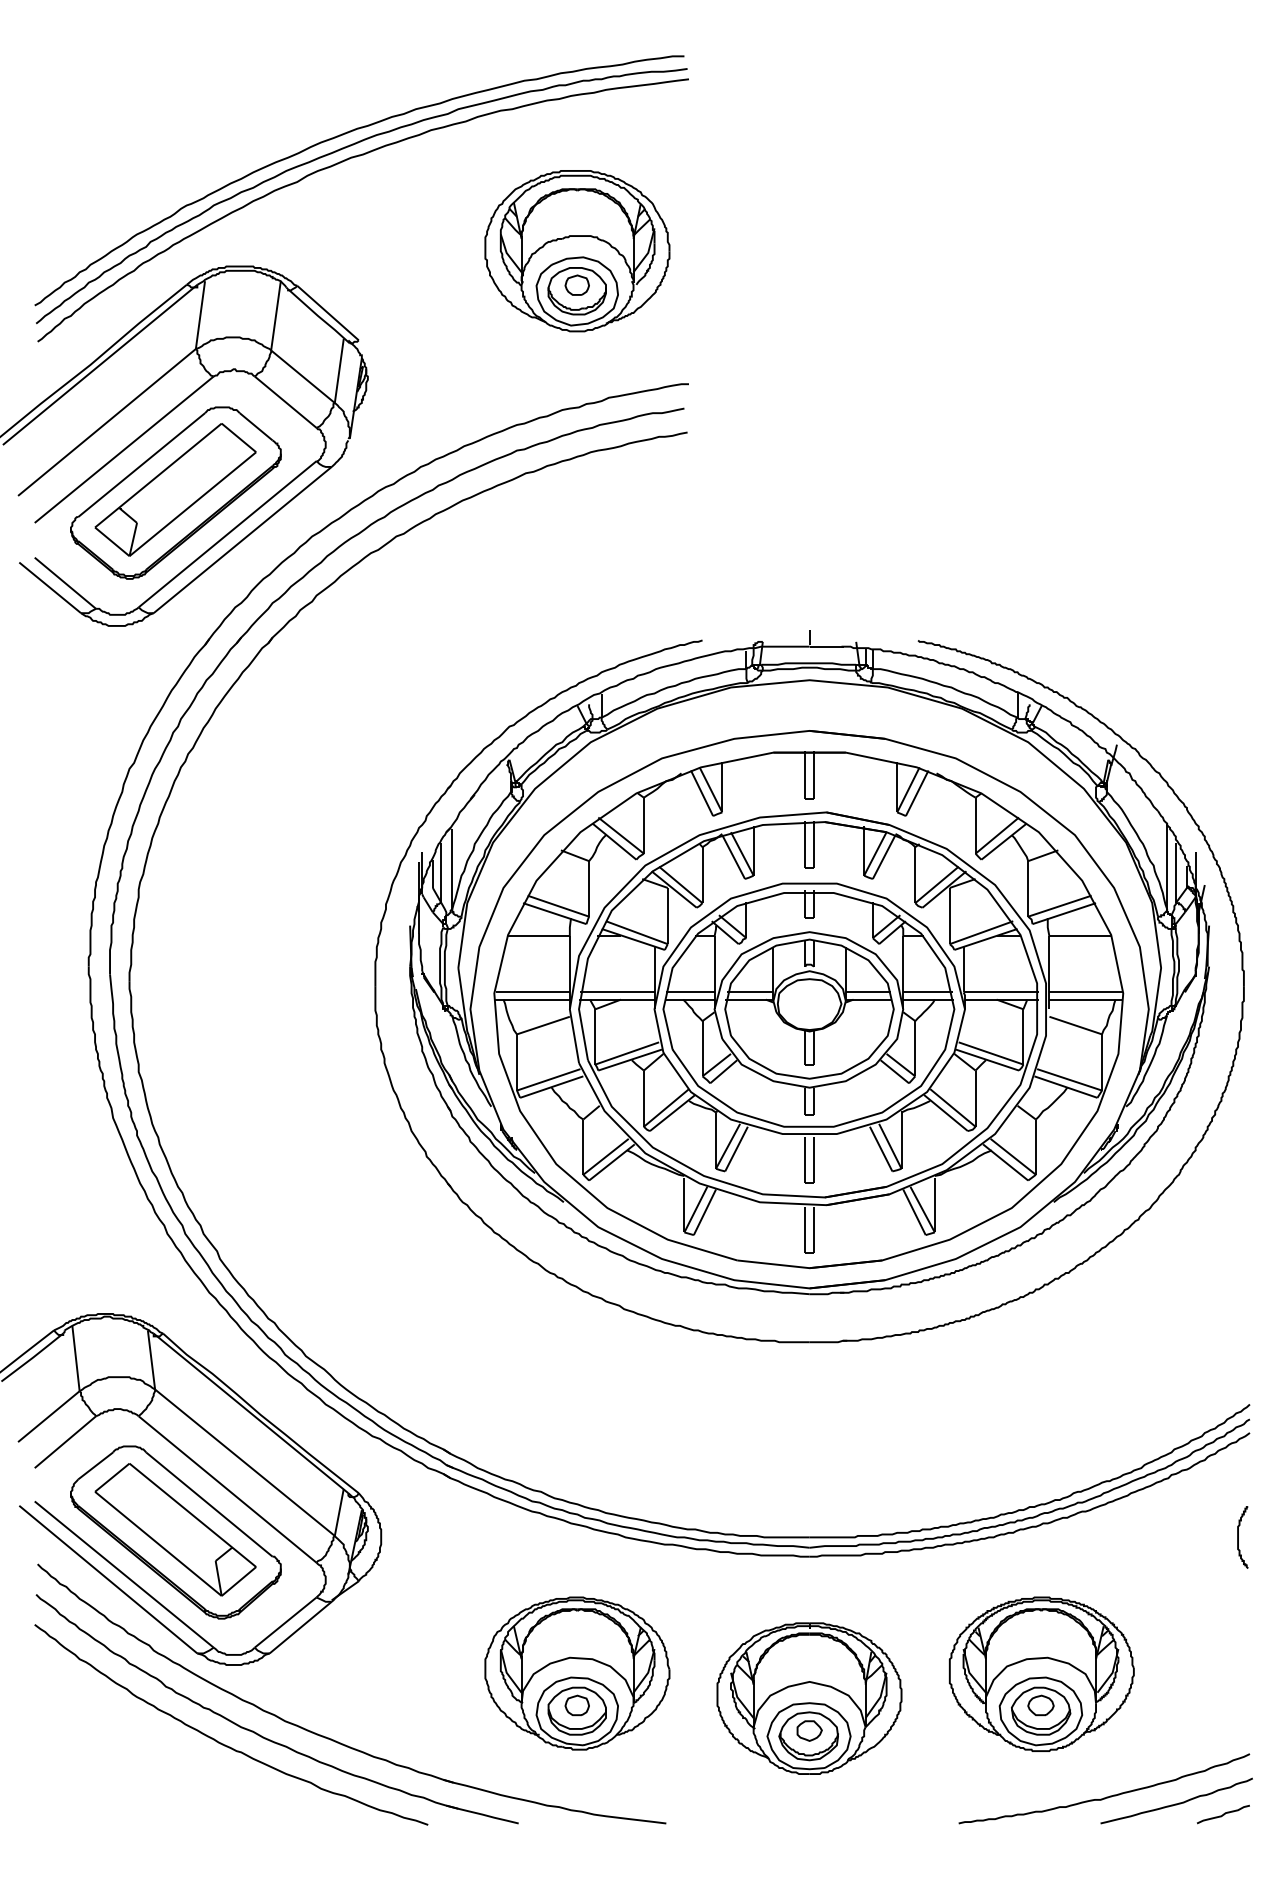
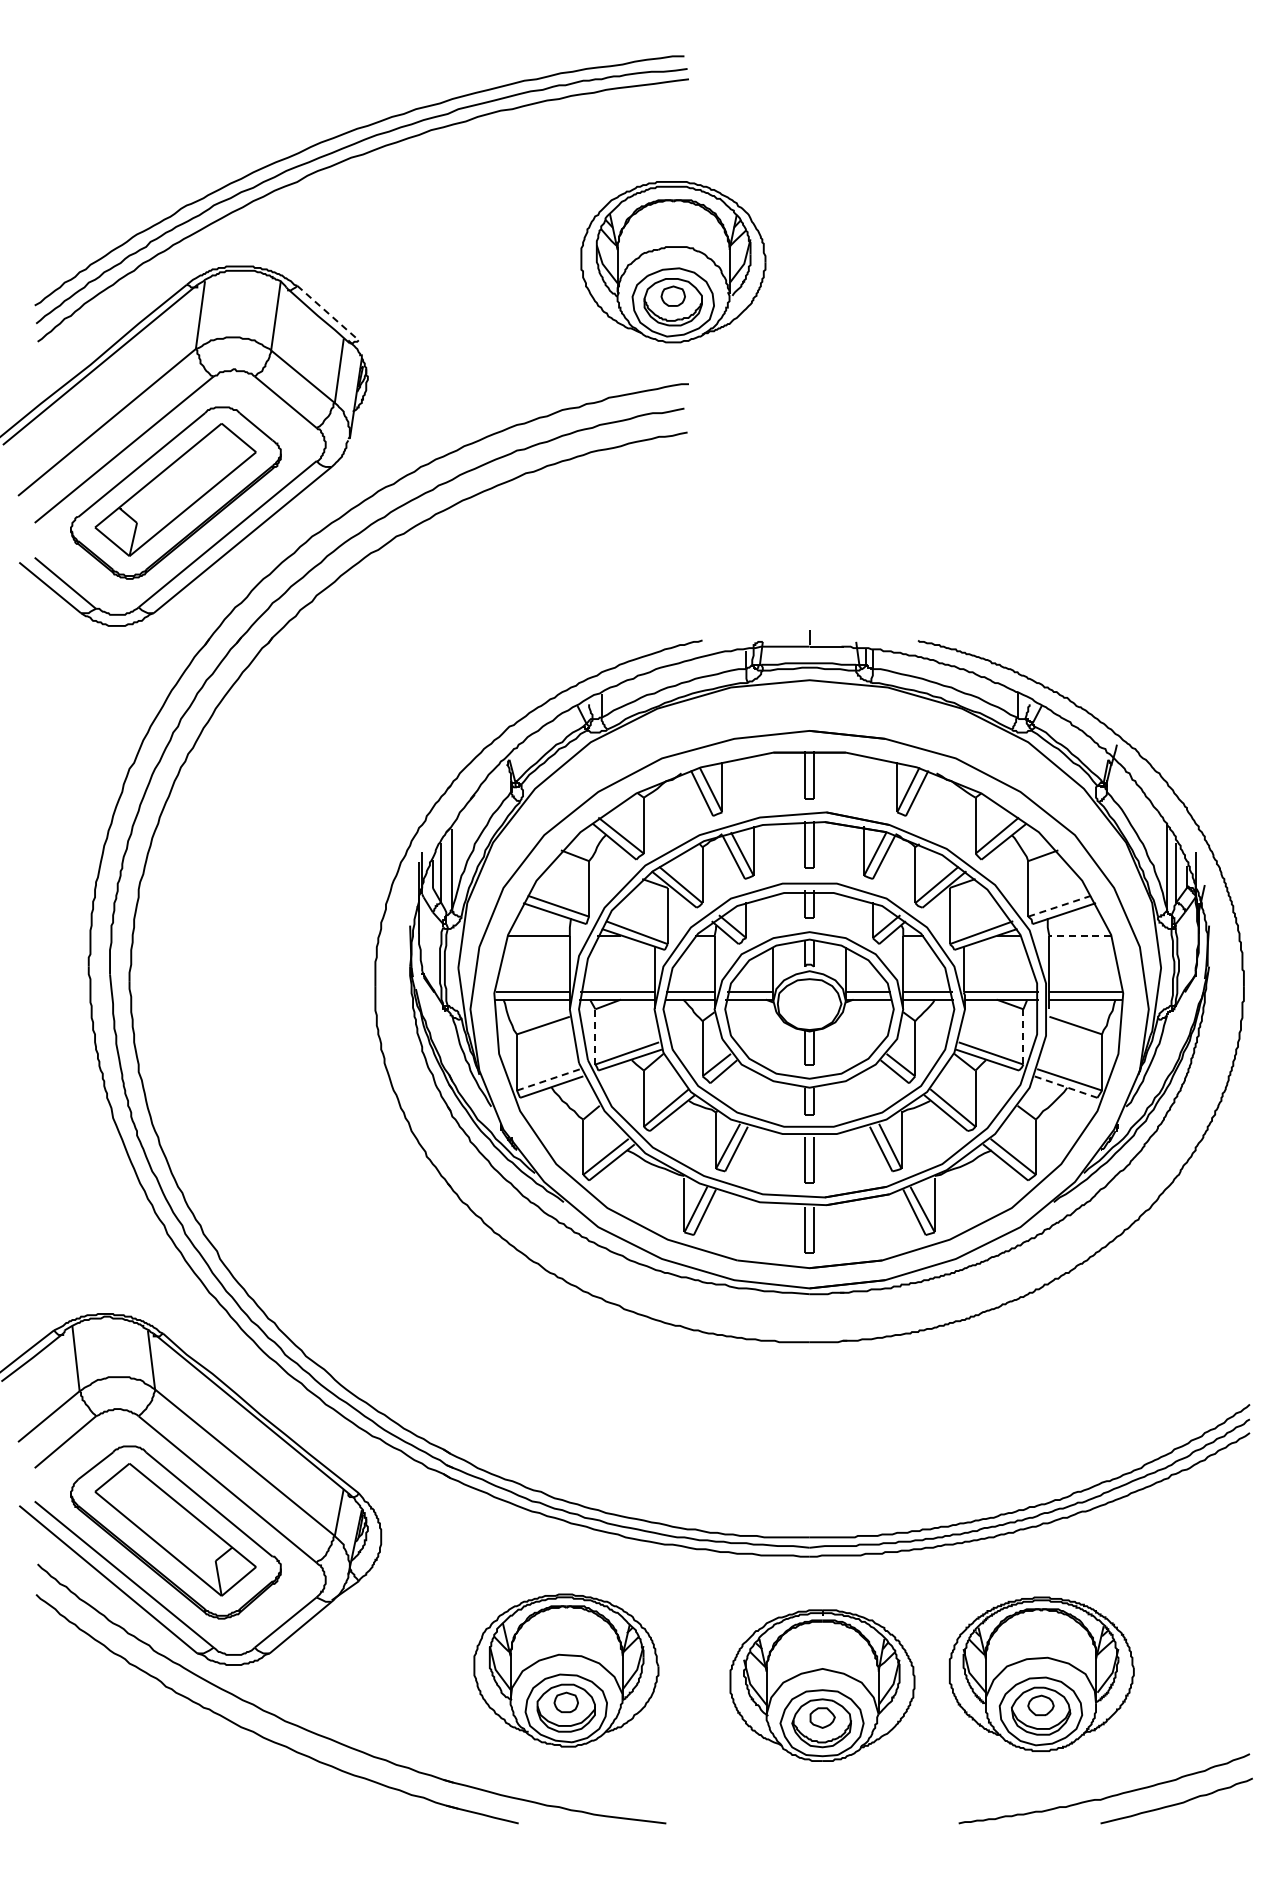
part position: (577, 251) -> (673, 262) (673, 262)
line: solid -> dashed (328, 313)
line: solid -> dashed (1060, 906)
line: solid -> dashed (1080, 936)
line: solid -> dashed (595, 1036)
line: solid -> dashed (1023, 1036)
line: solid -> dashed (548, 1079)
line: solid -> dashed (1065, 1086)
curve: present -> none (1238, 1537)
part position: (577, 1673) -> (566, 1670) (566, 1670)
part position: (809, 1698) -> (822, 1685) (822, 1685)
curve: present -> none (221, 1742)
curve: present -> none (1223, 1814)
